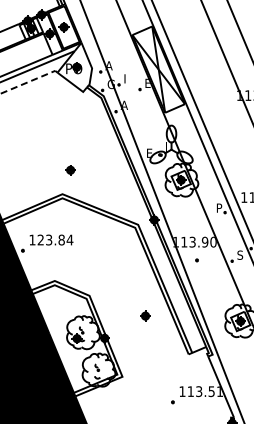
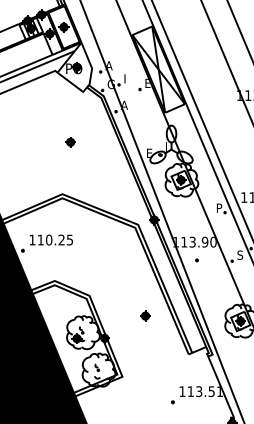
line: dashed -> solid (29, 81)
part position: (70, 170) -> (70, 142) (70, 142)
text: 123.84 -> 110.25 (55, 239)
